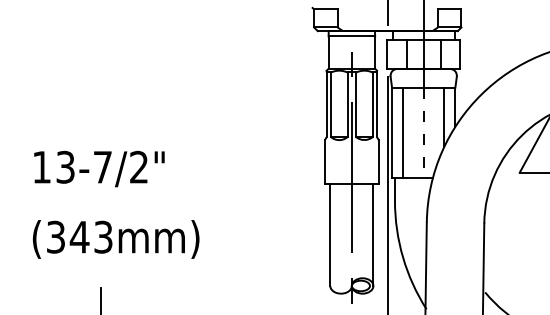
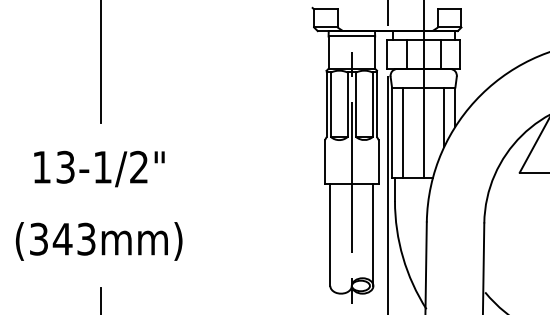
line: none -> present (101, 62)
line: dashed -> solid (423, 133)
text: 13-7/2" -> 13-1/2" (102, 167)
text position: (115, 239) -> (98, 241) (98, 241)
